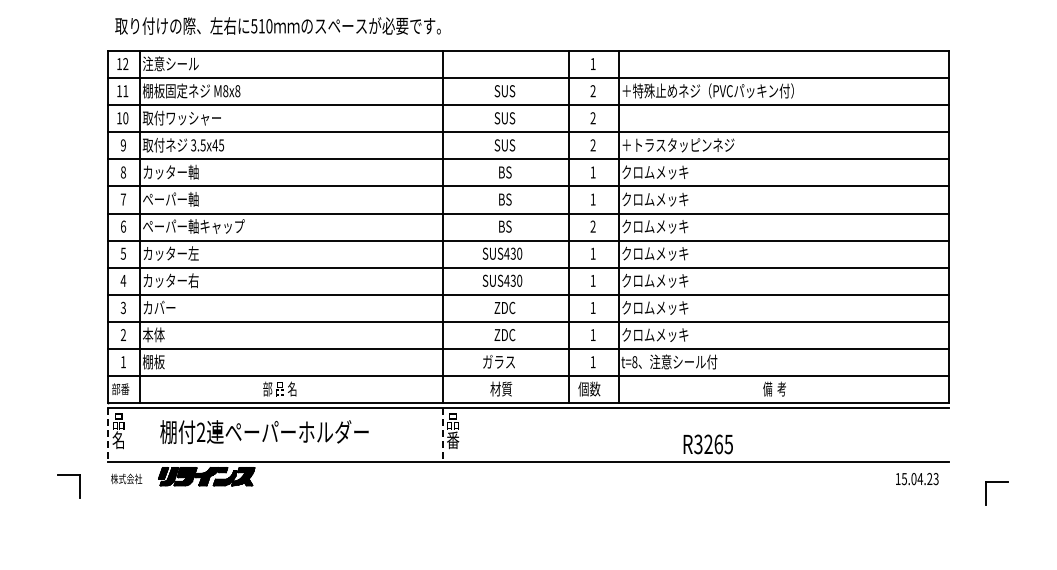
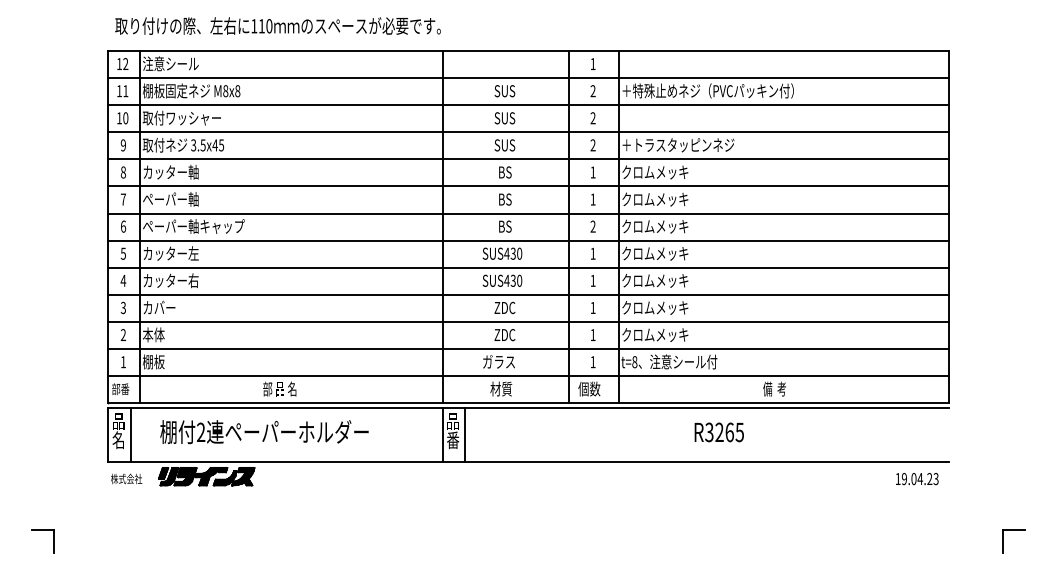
text: 510 -> 110 (254, 26)
line: none -> present (131, 434)
line: none -> present (465, 434)
line: dashed -> solid (108, 435)
line: dashed -> solid (442, 435)
text position: (707, 444) -> (718, 432) (718, 432)
part position: (68, 475) -> (42, 530) (42, 530)
text: 15.04.23 -> 19.04.23 (903, 478)
part position: (986, 493) -> (1003, 541) (1003, 541)
